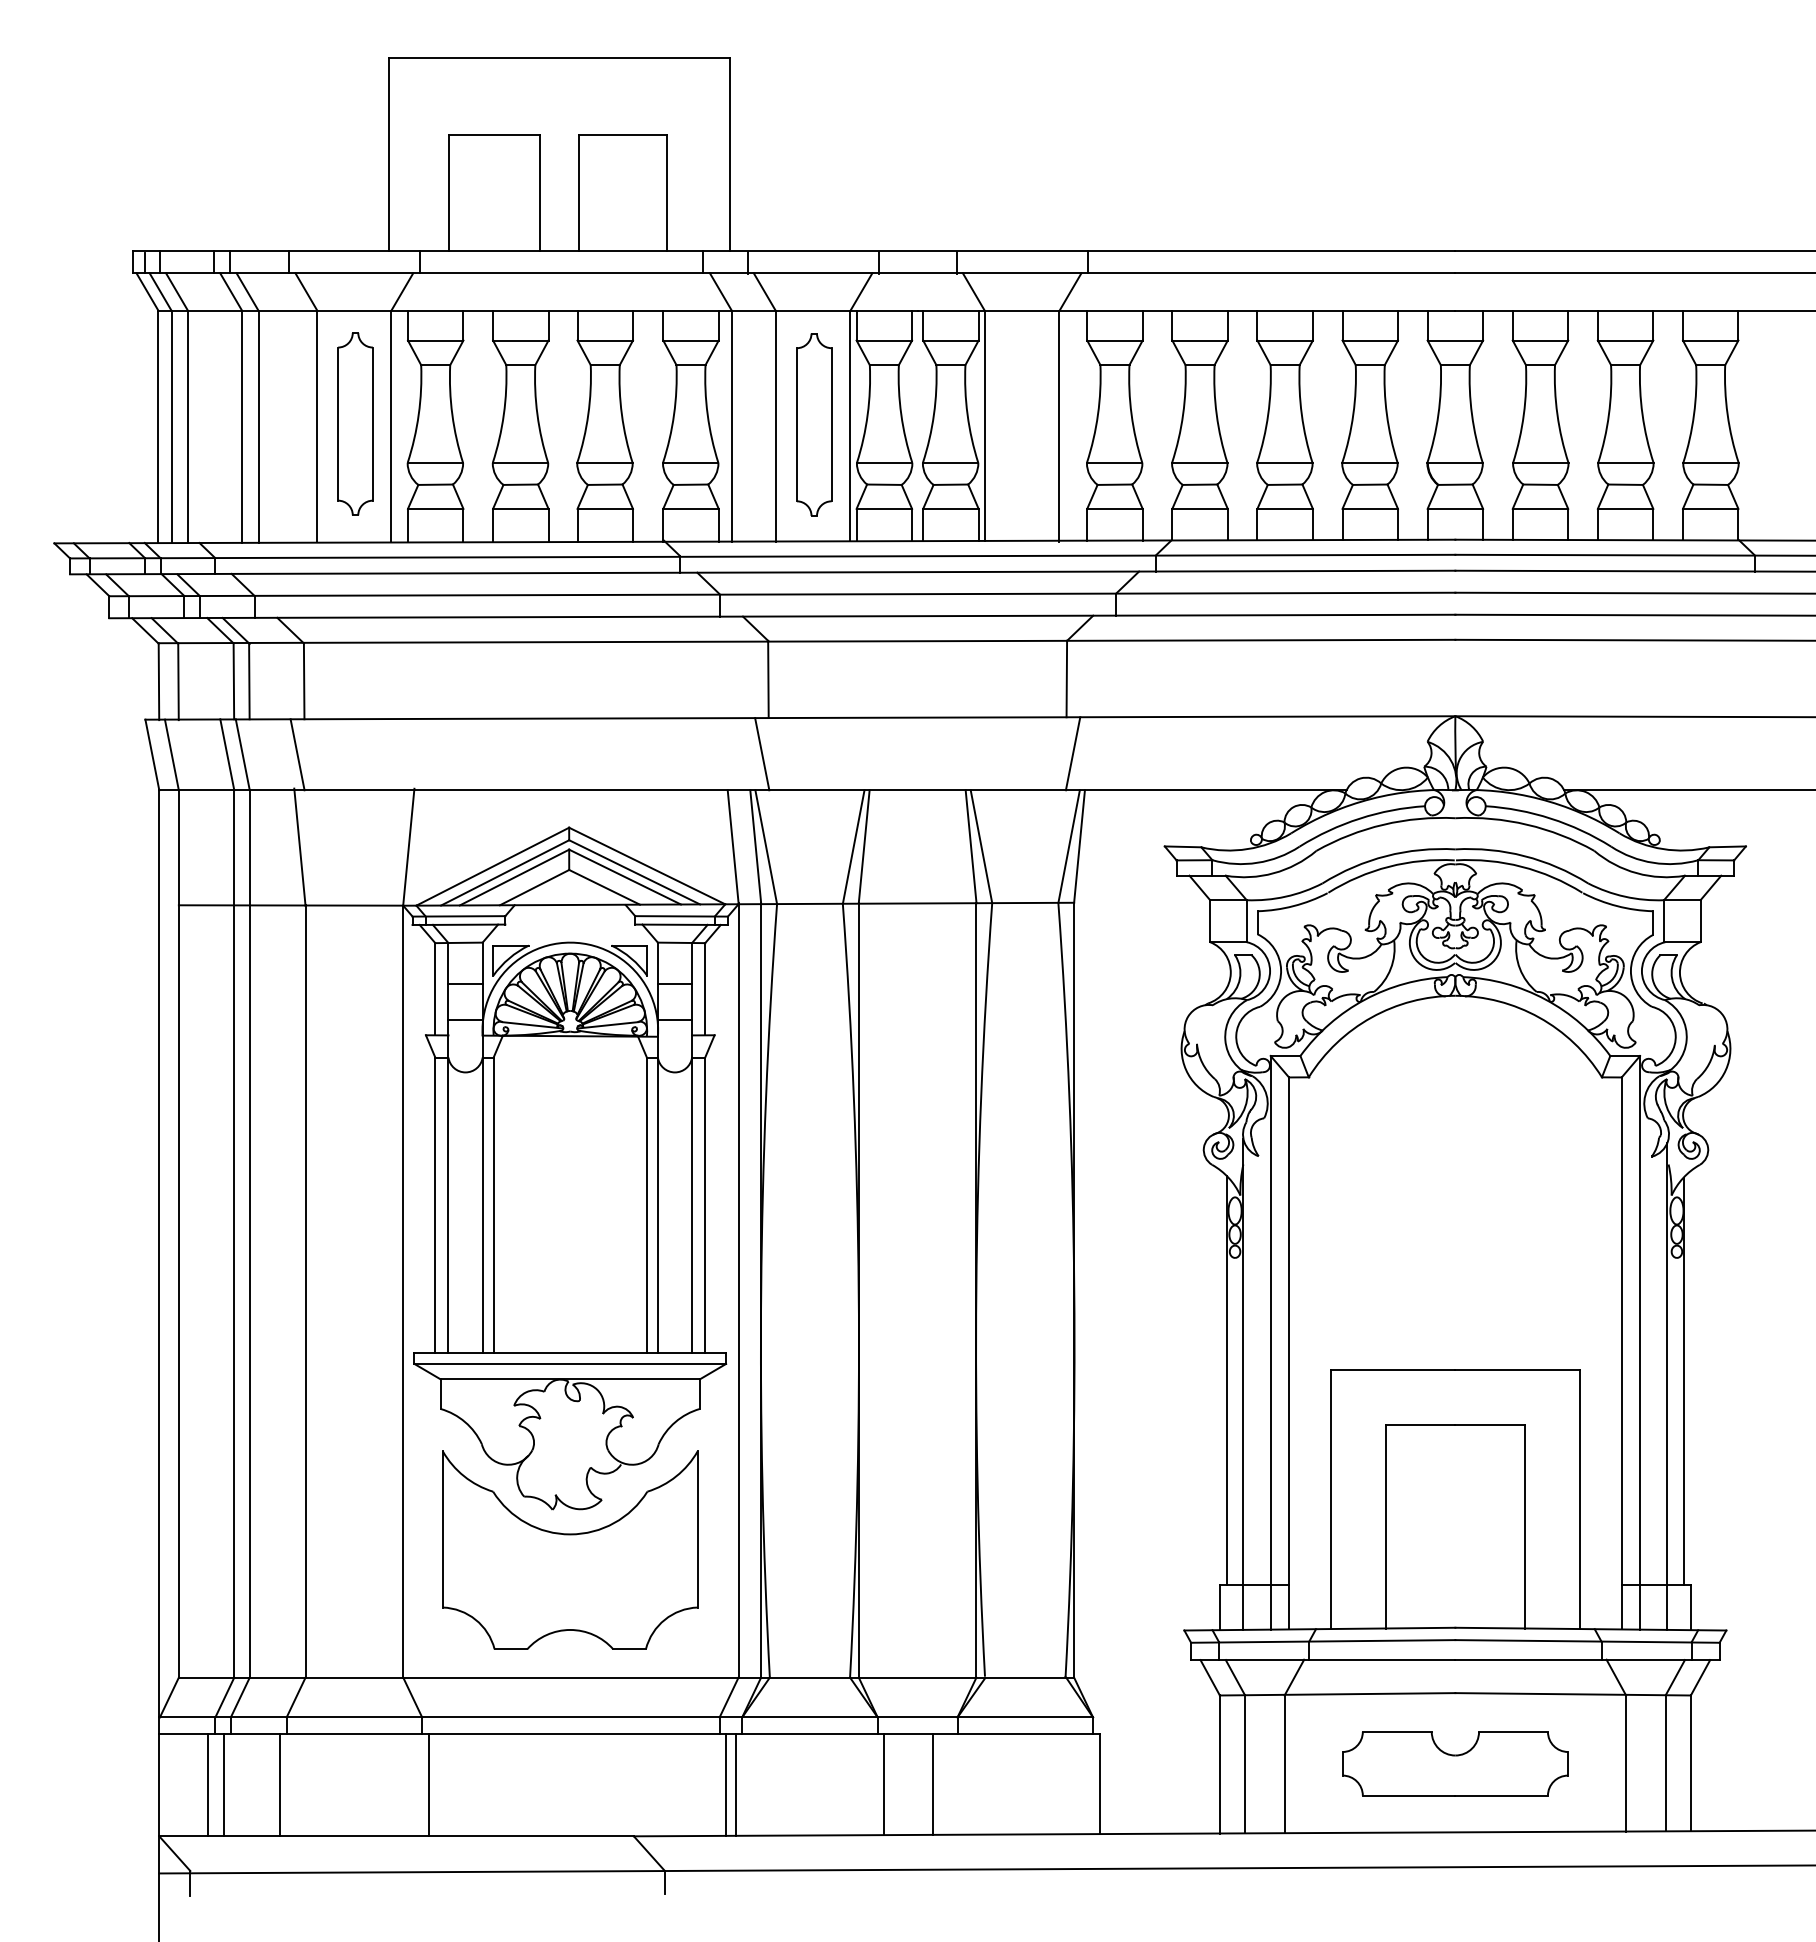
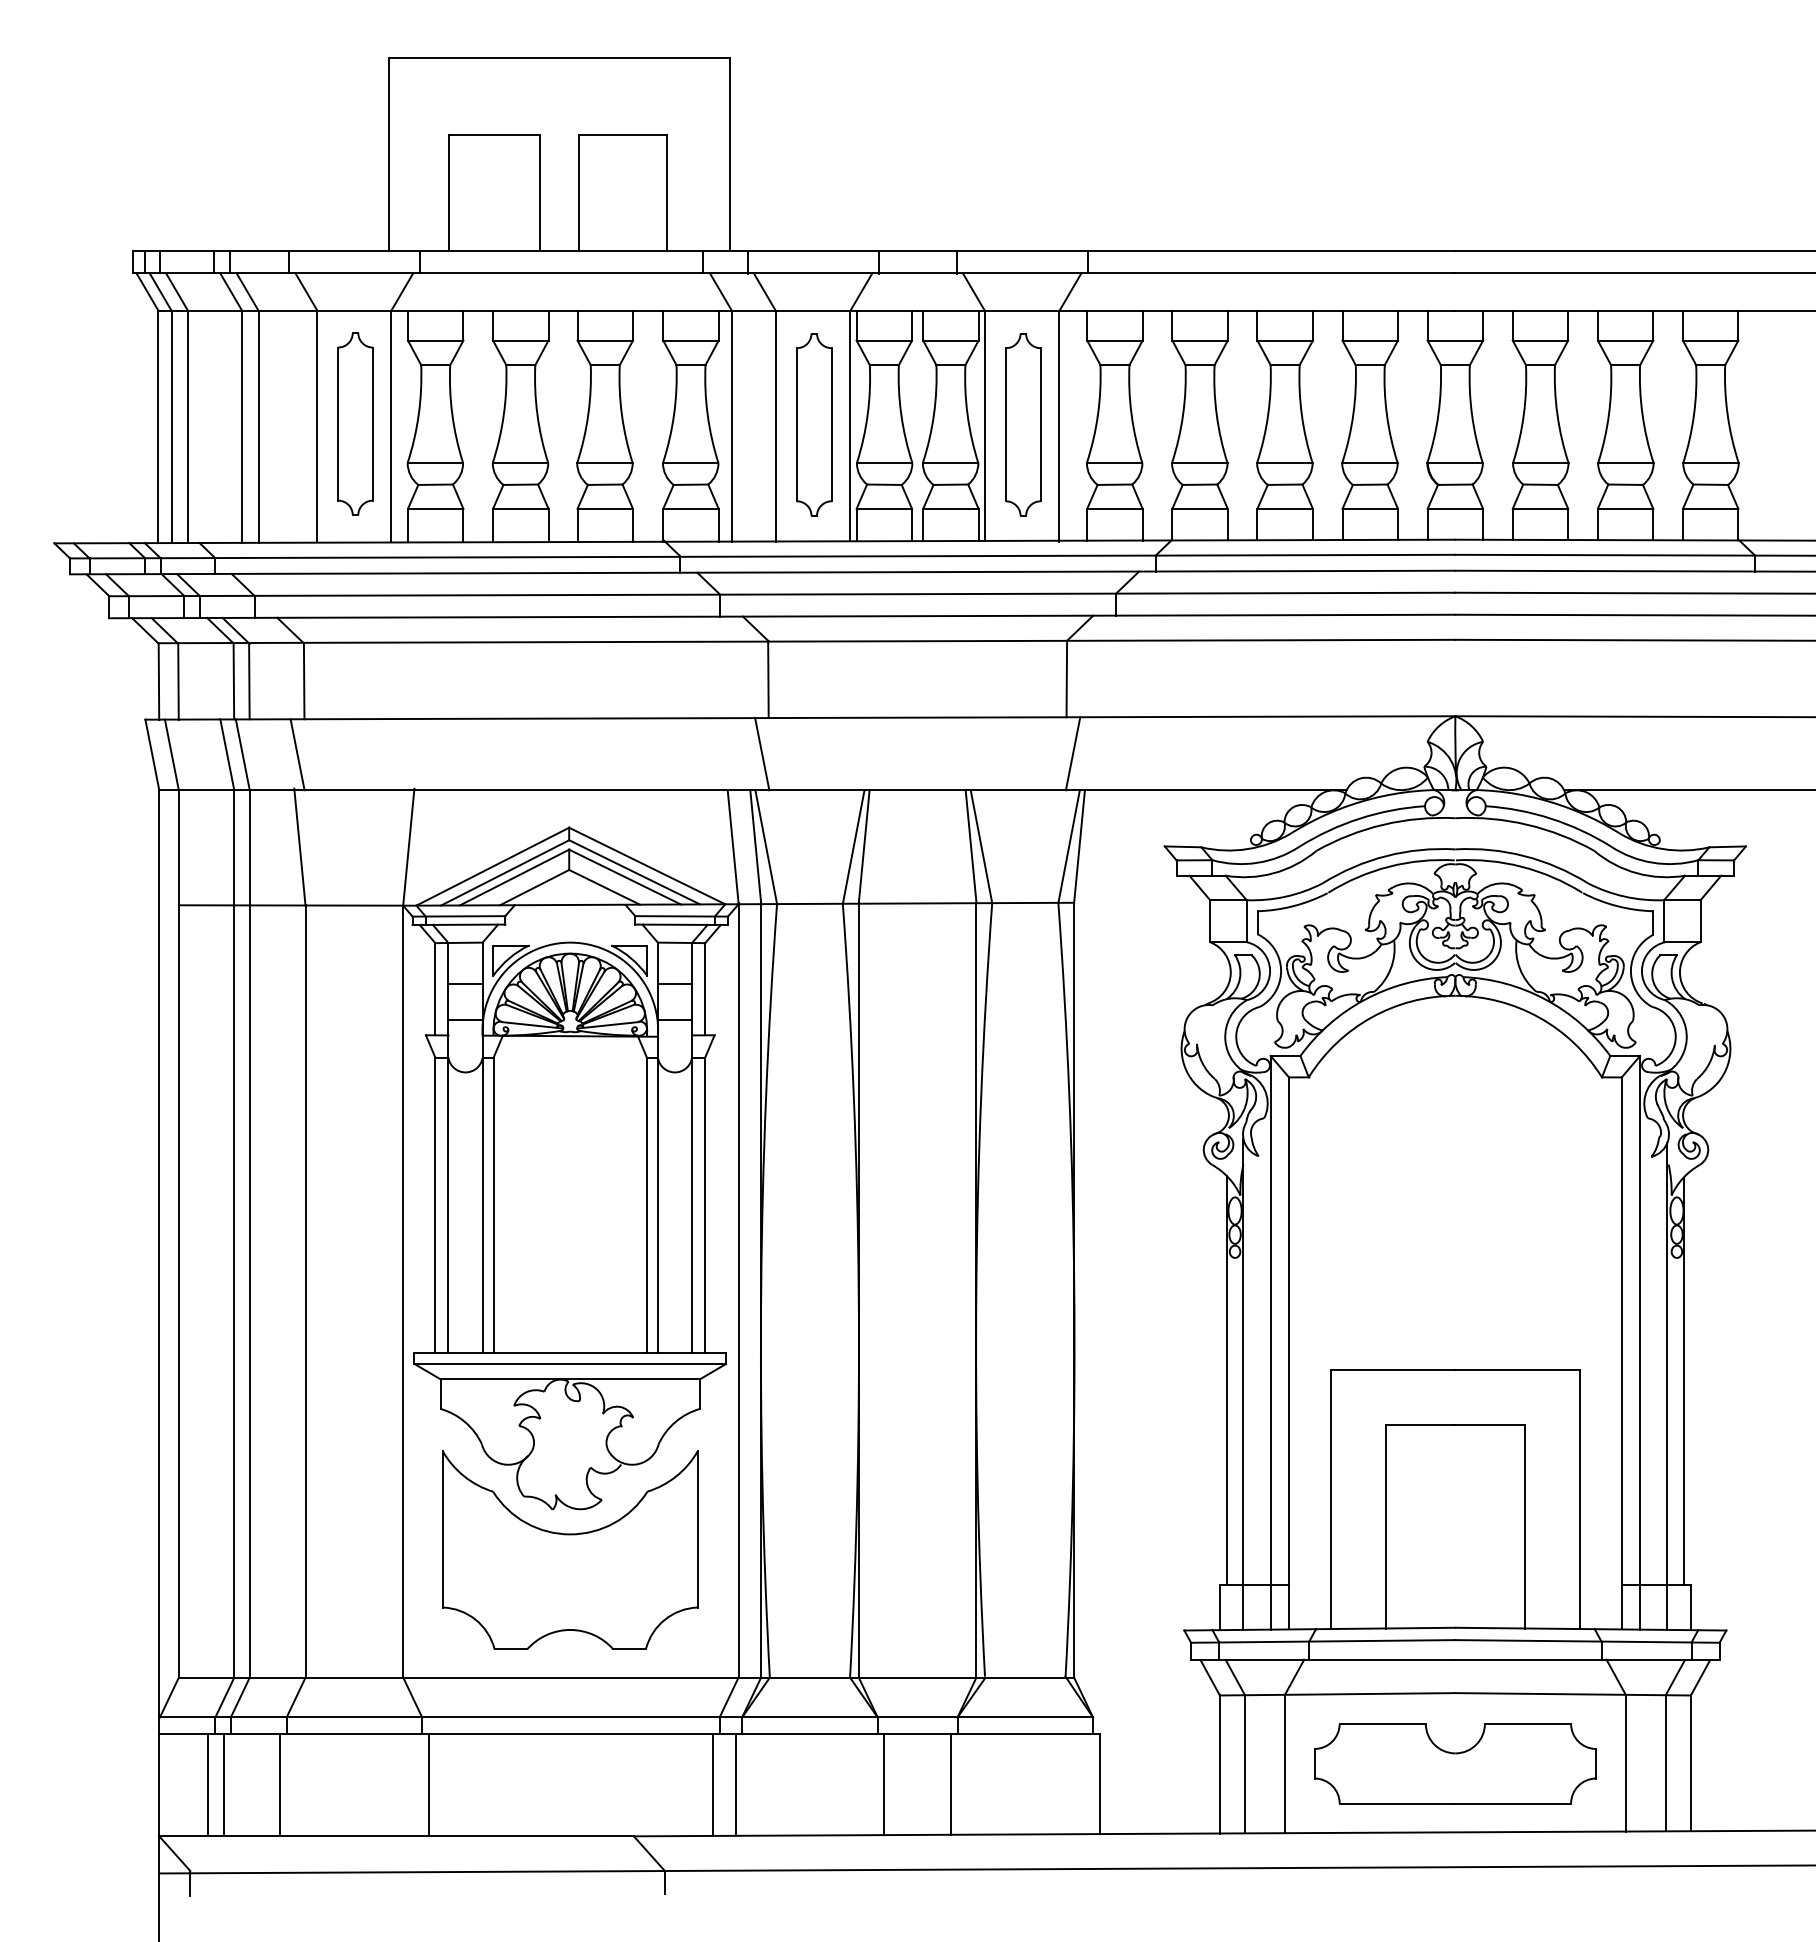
part: none -> present (1023, 424)
part size: 227x66 px -> 283x82 px (1455, 1763)
line position: (932, 1783) -> (950, 1783) (950, 1783)
line position: (726, 1784) -> (713, 1784) (713, 1784)
